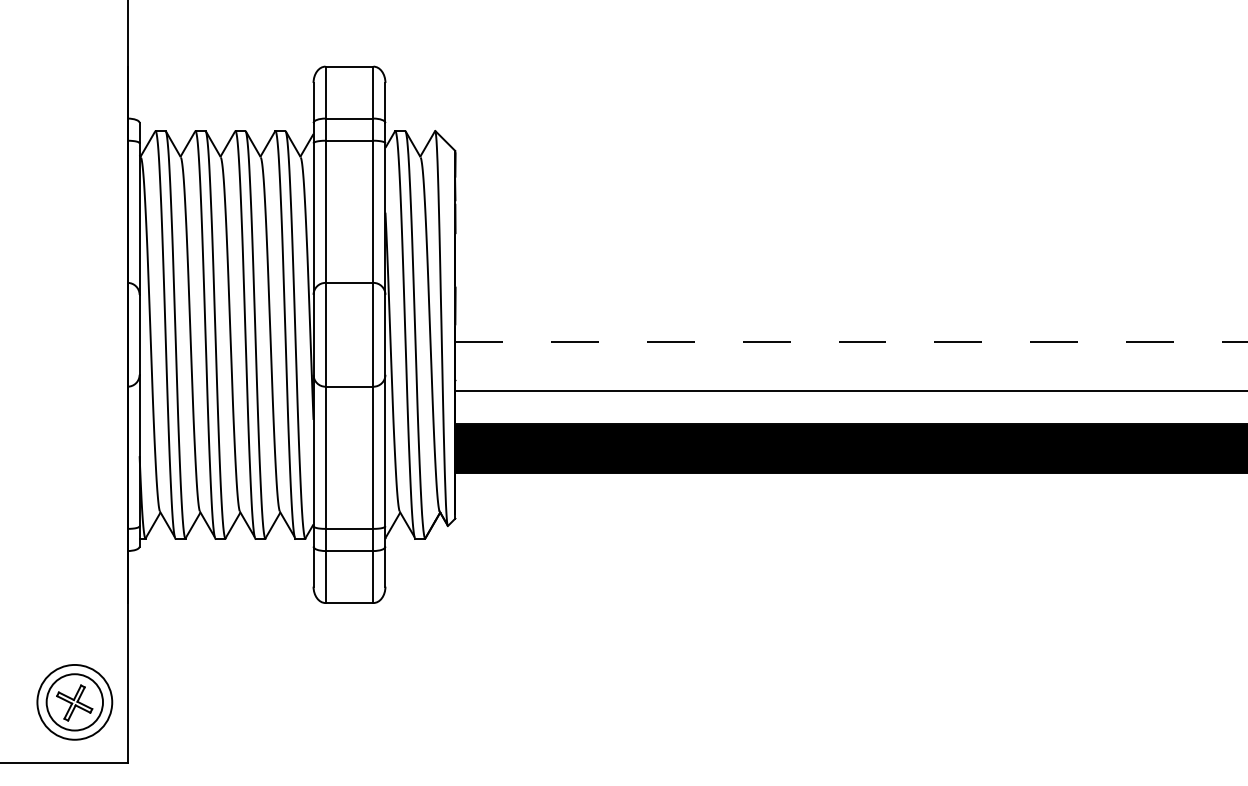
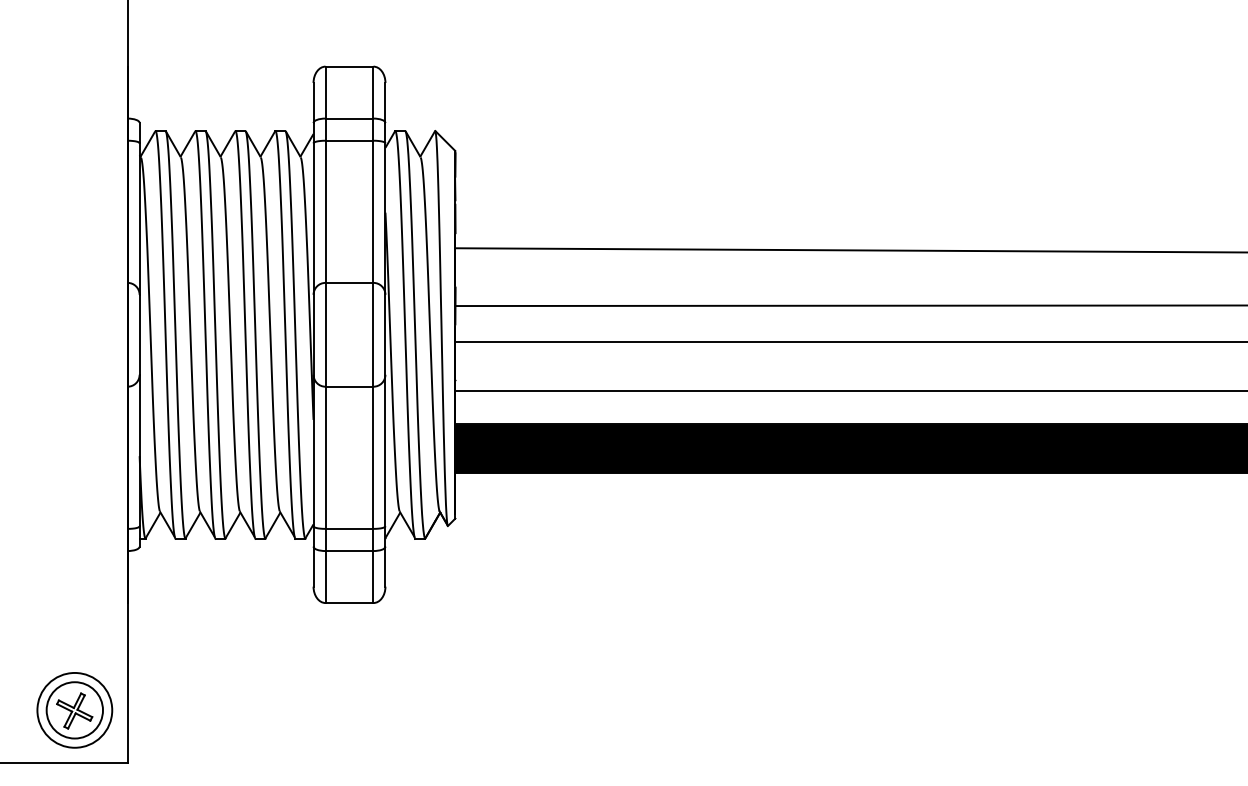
line: none -> present (849, 250)
line: none -> present (849, 305)
line: dashed -> solid (851, 342)
part position: (74, 702) -> (74, 710) (74, 710)
